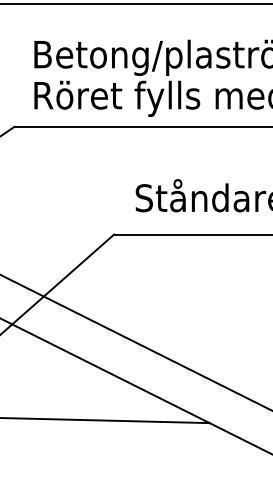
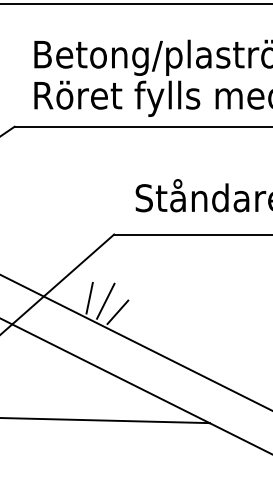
line: none -> present (89, 297)
line: none -> present (105, 300)
line: none -> present (117, 312)
